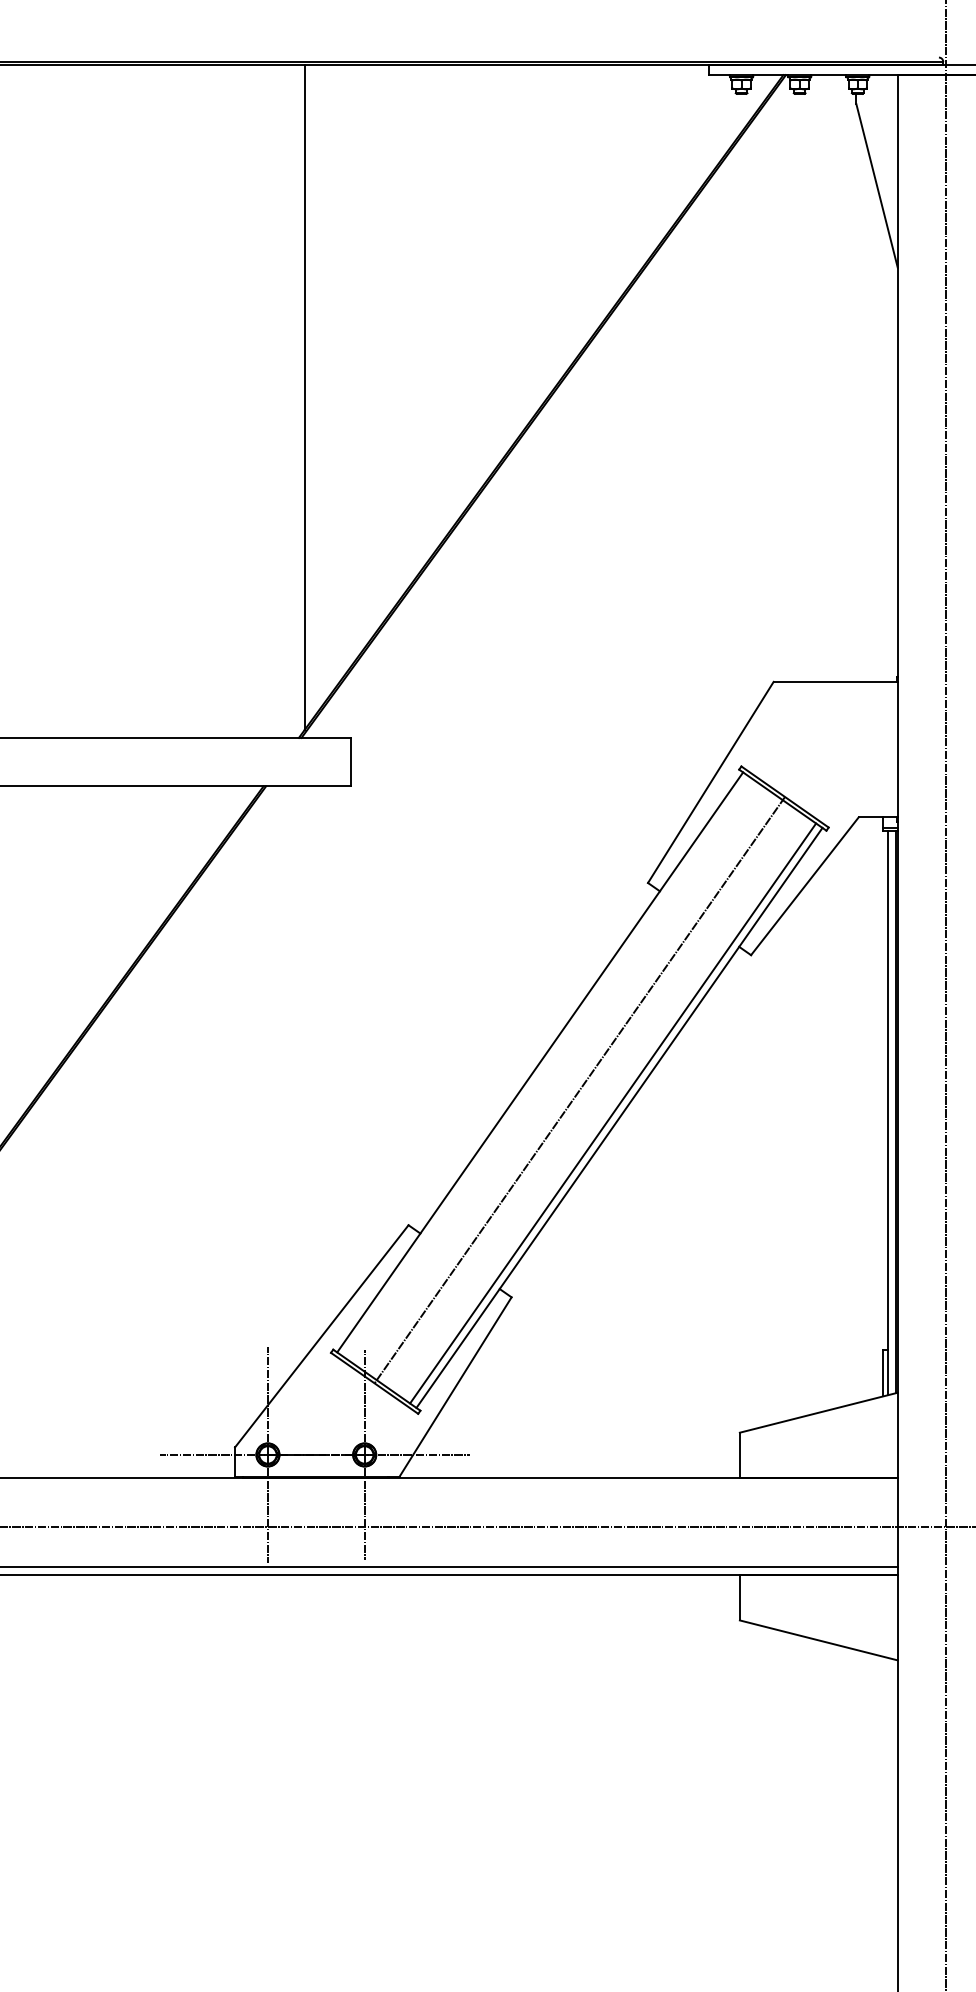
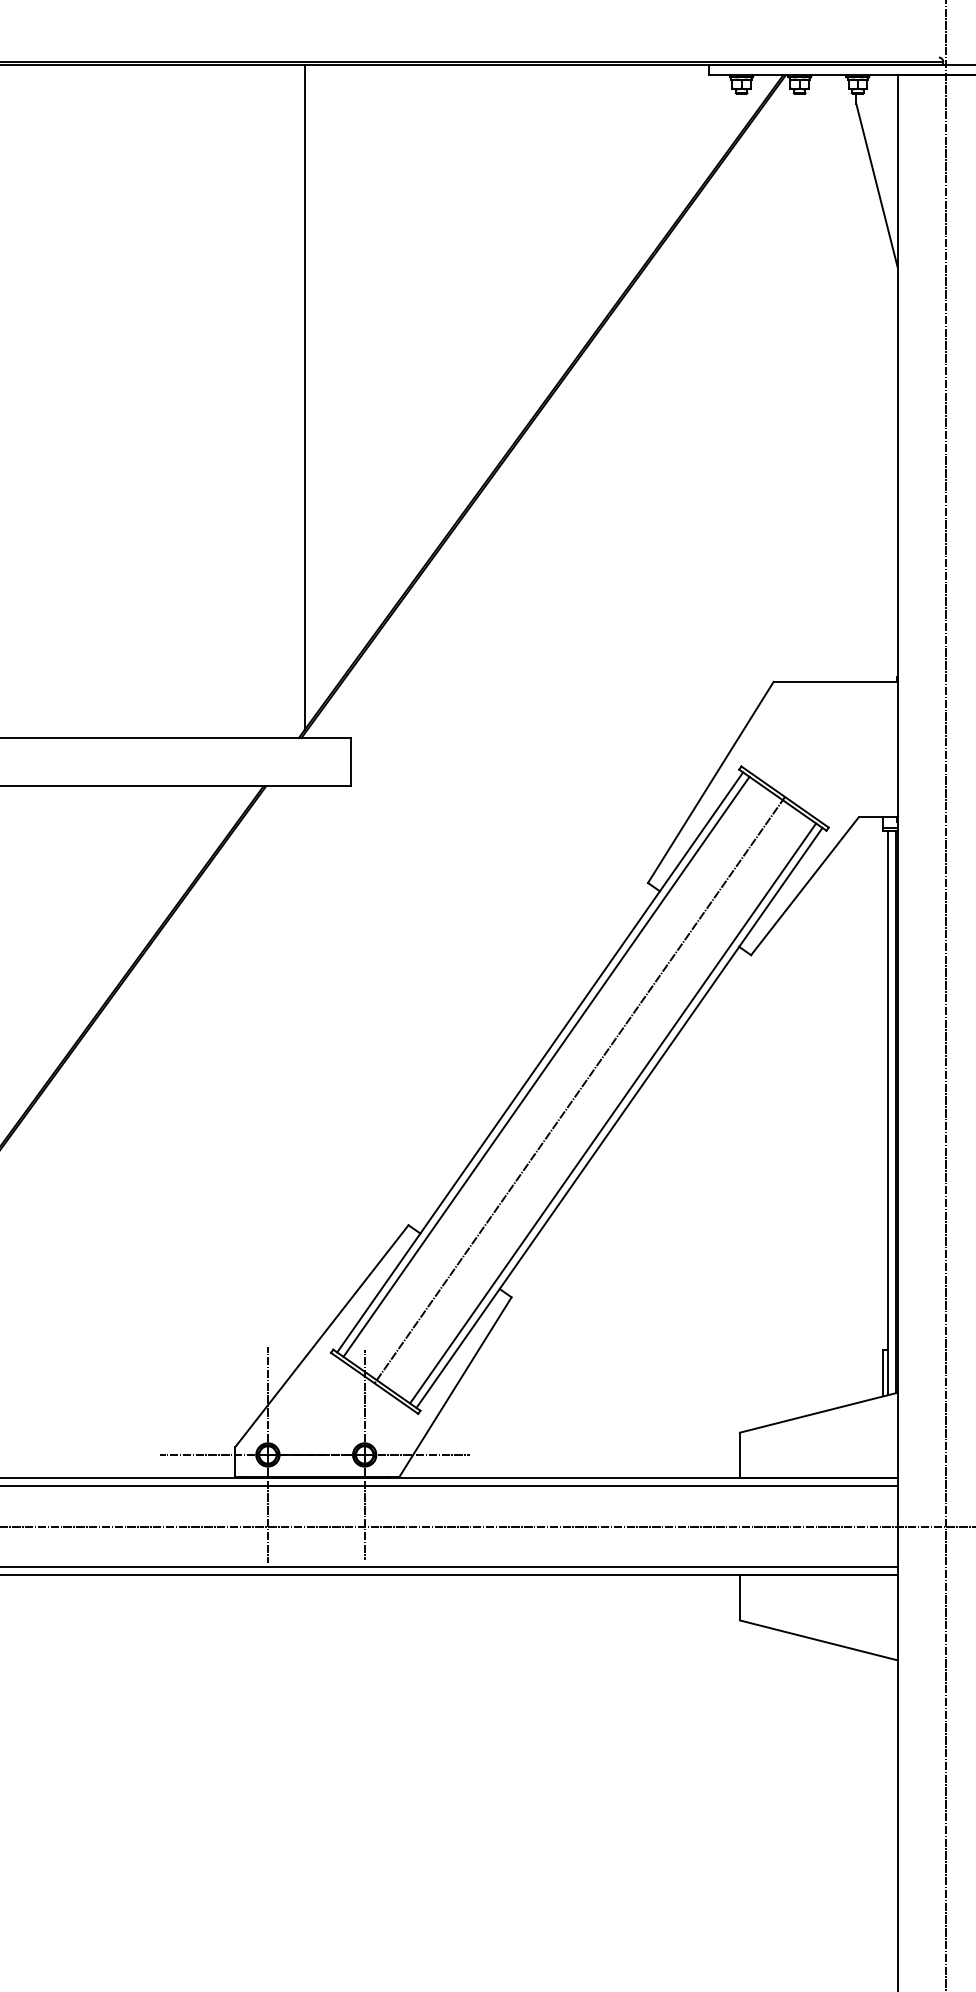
line: none -> present (546, 1066)
line: none -> present (449, 1485)
